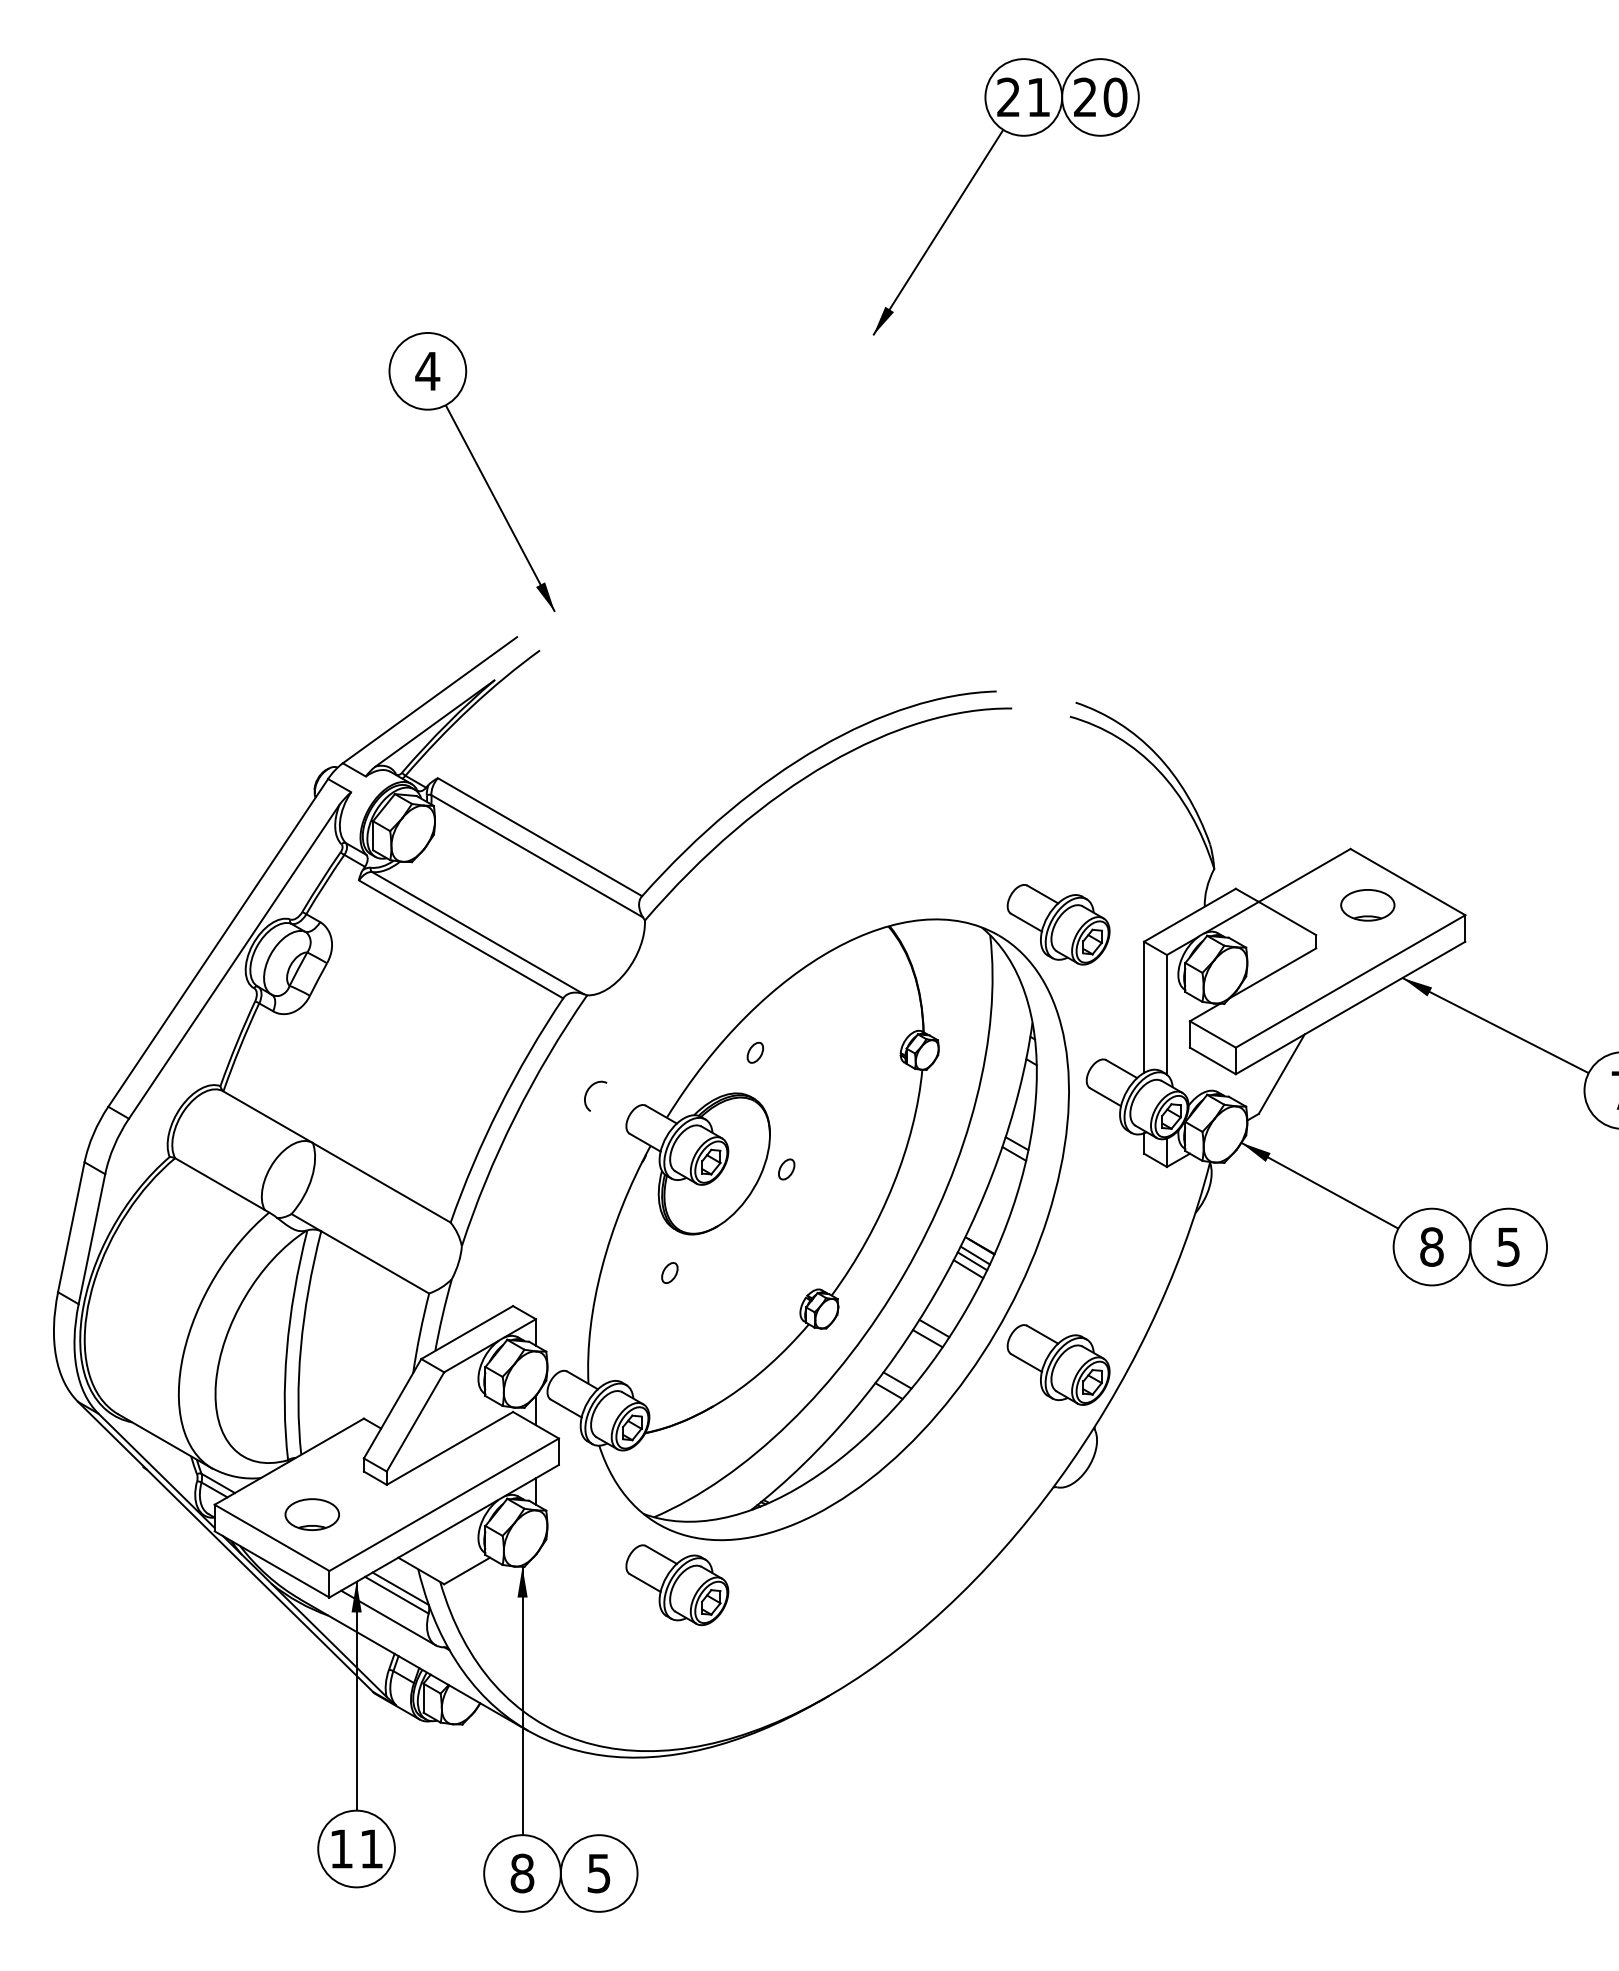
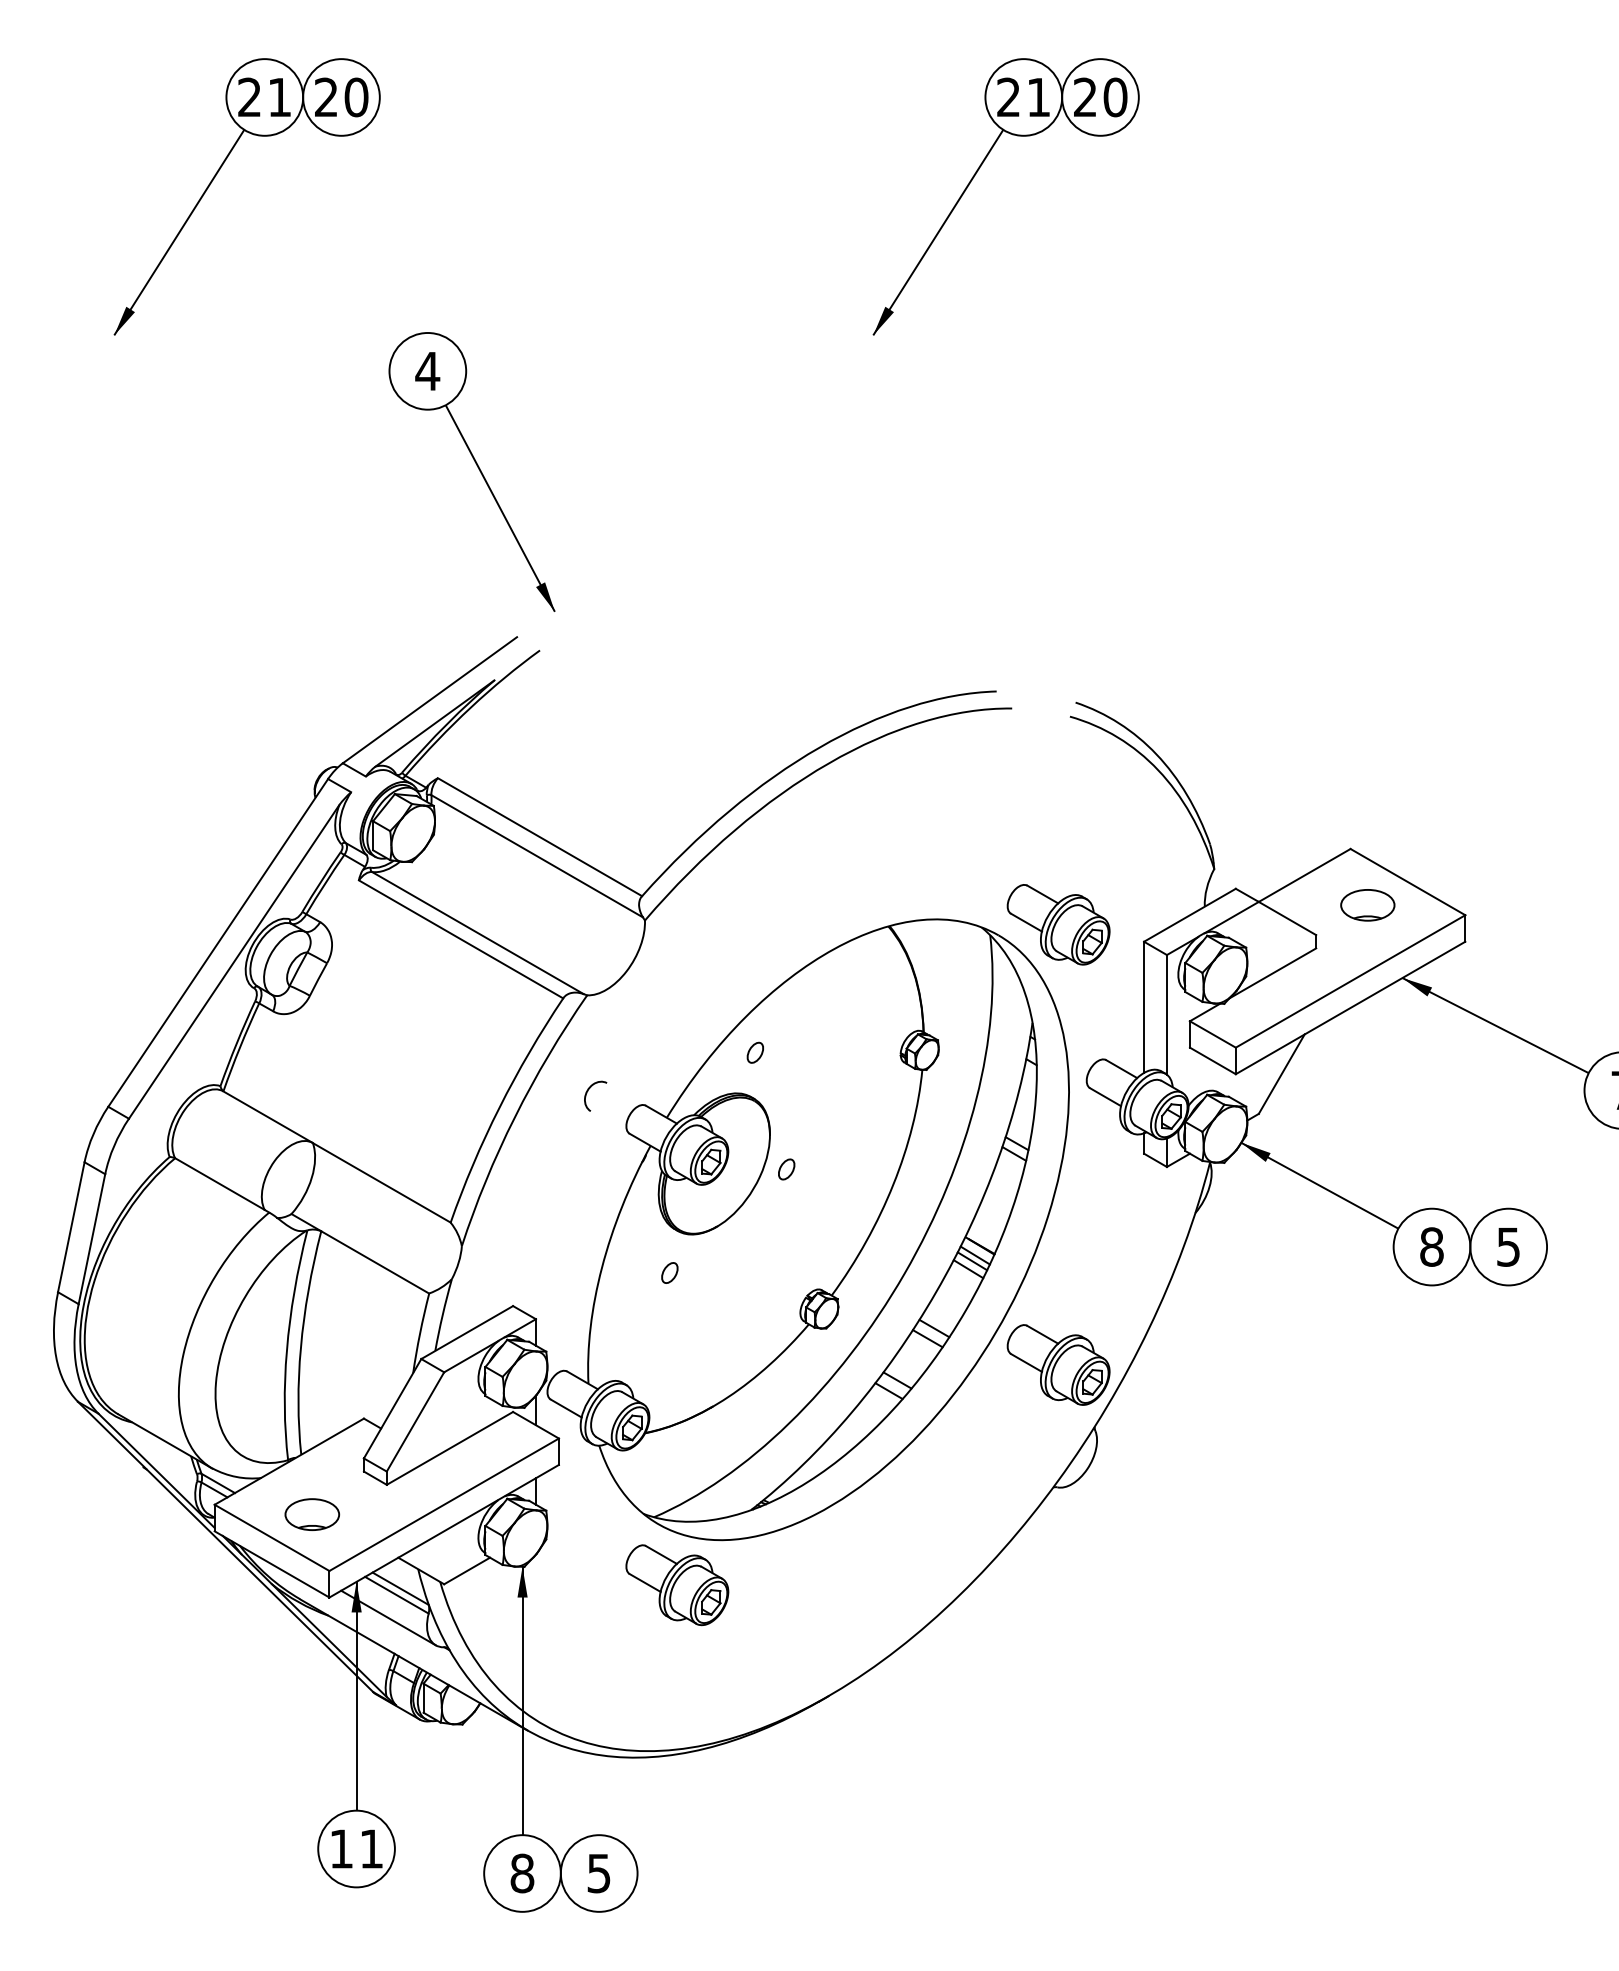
part: none -> present (215, 177)
